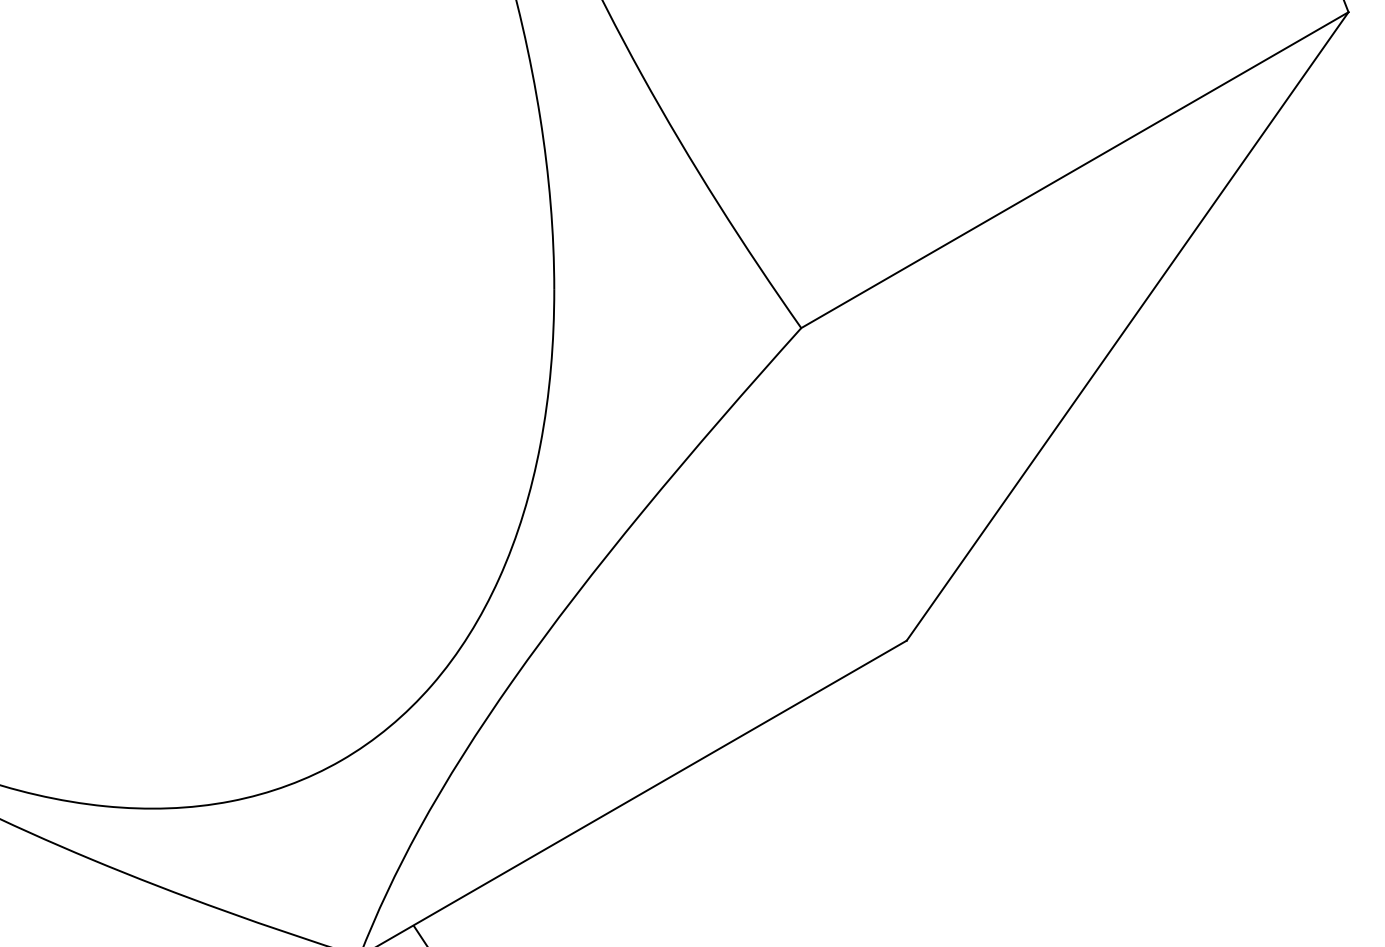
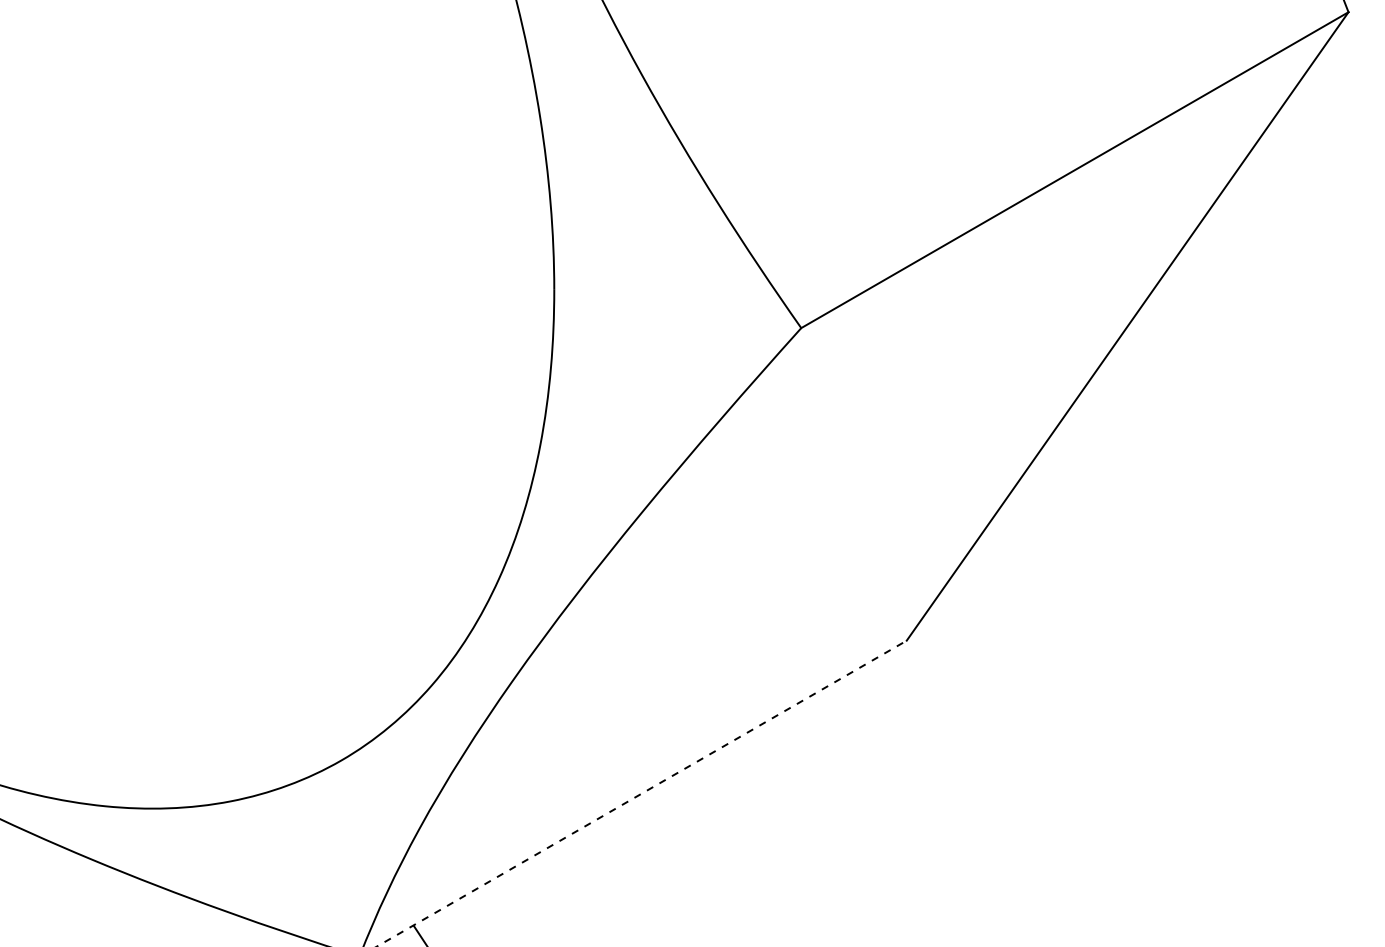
line: solid -> dashed (641, 793)
